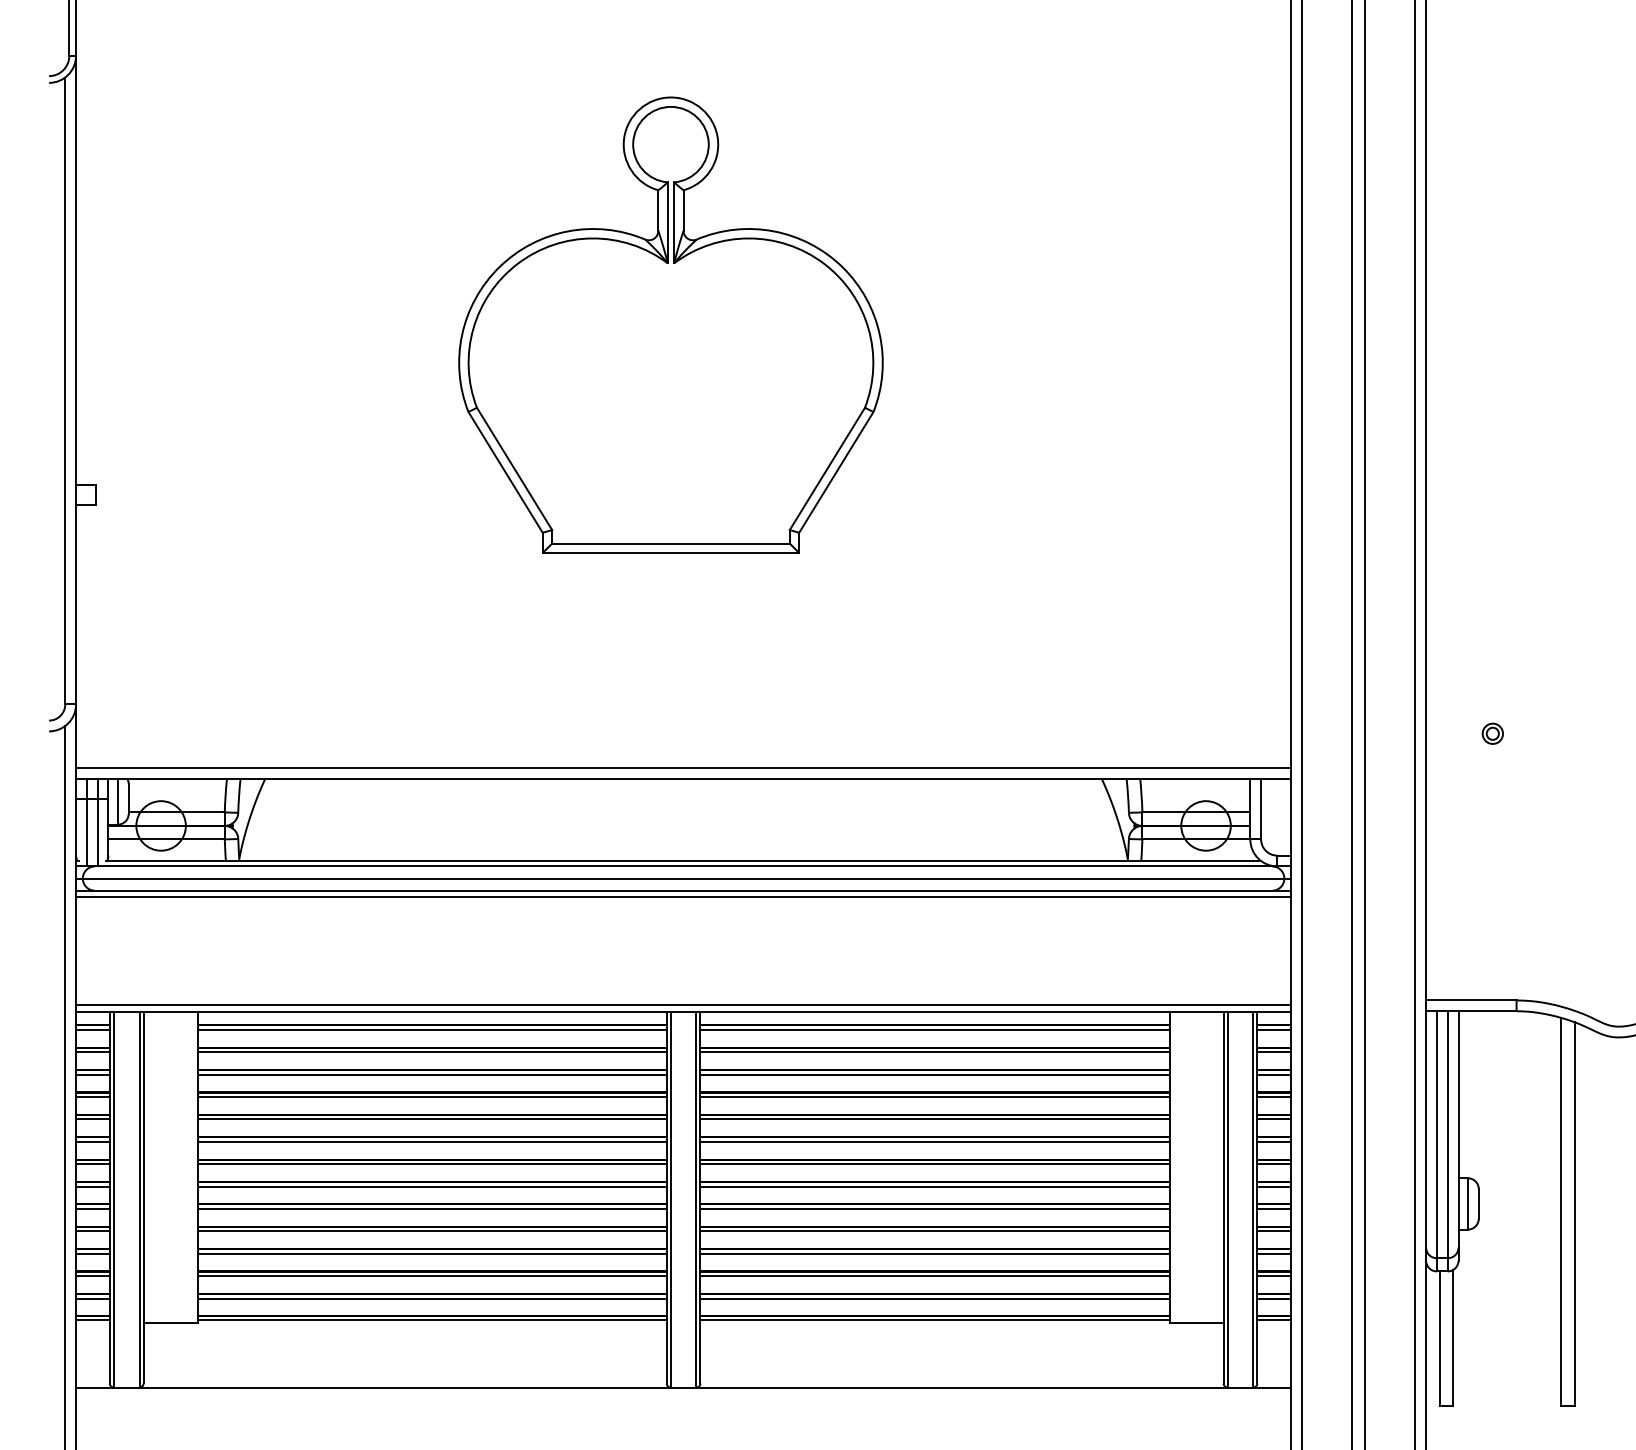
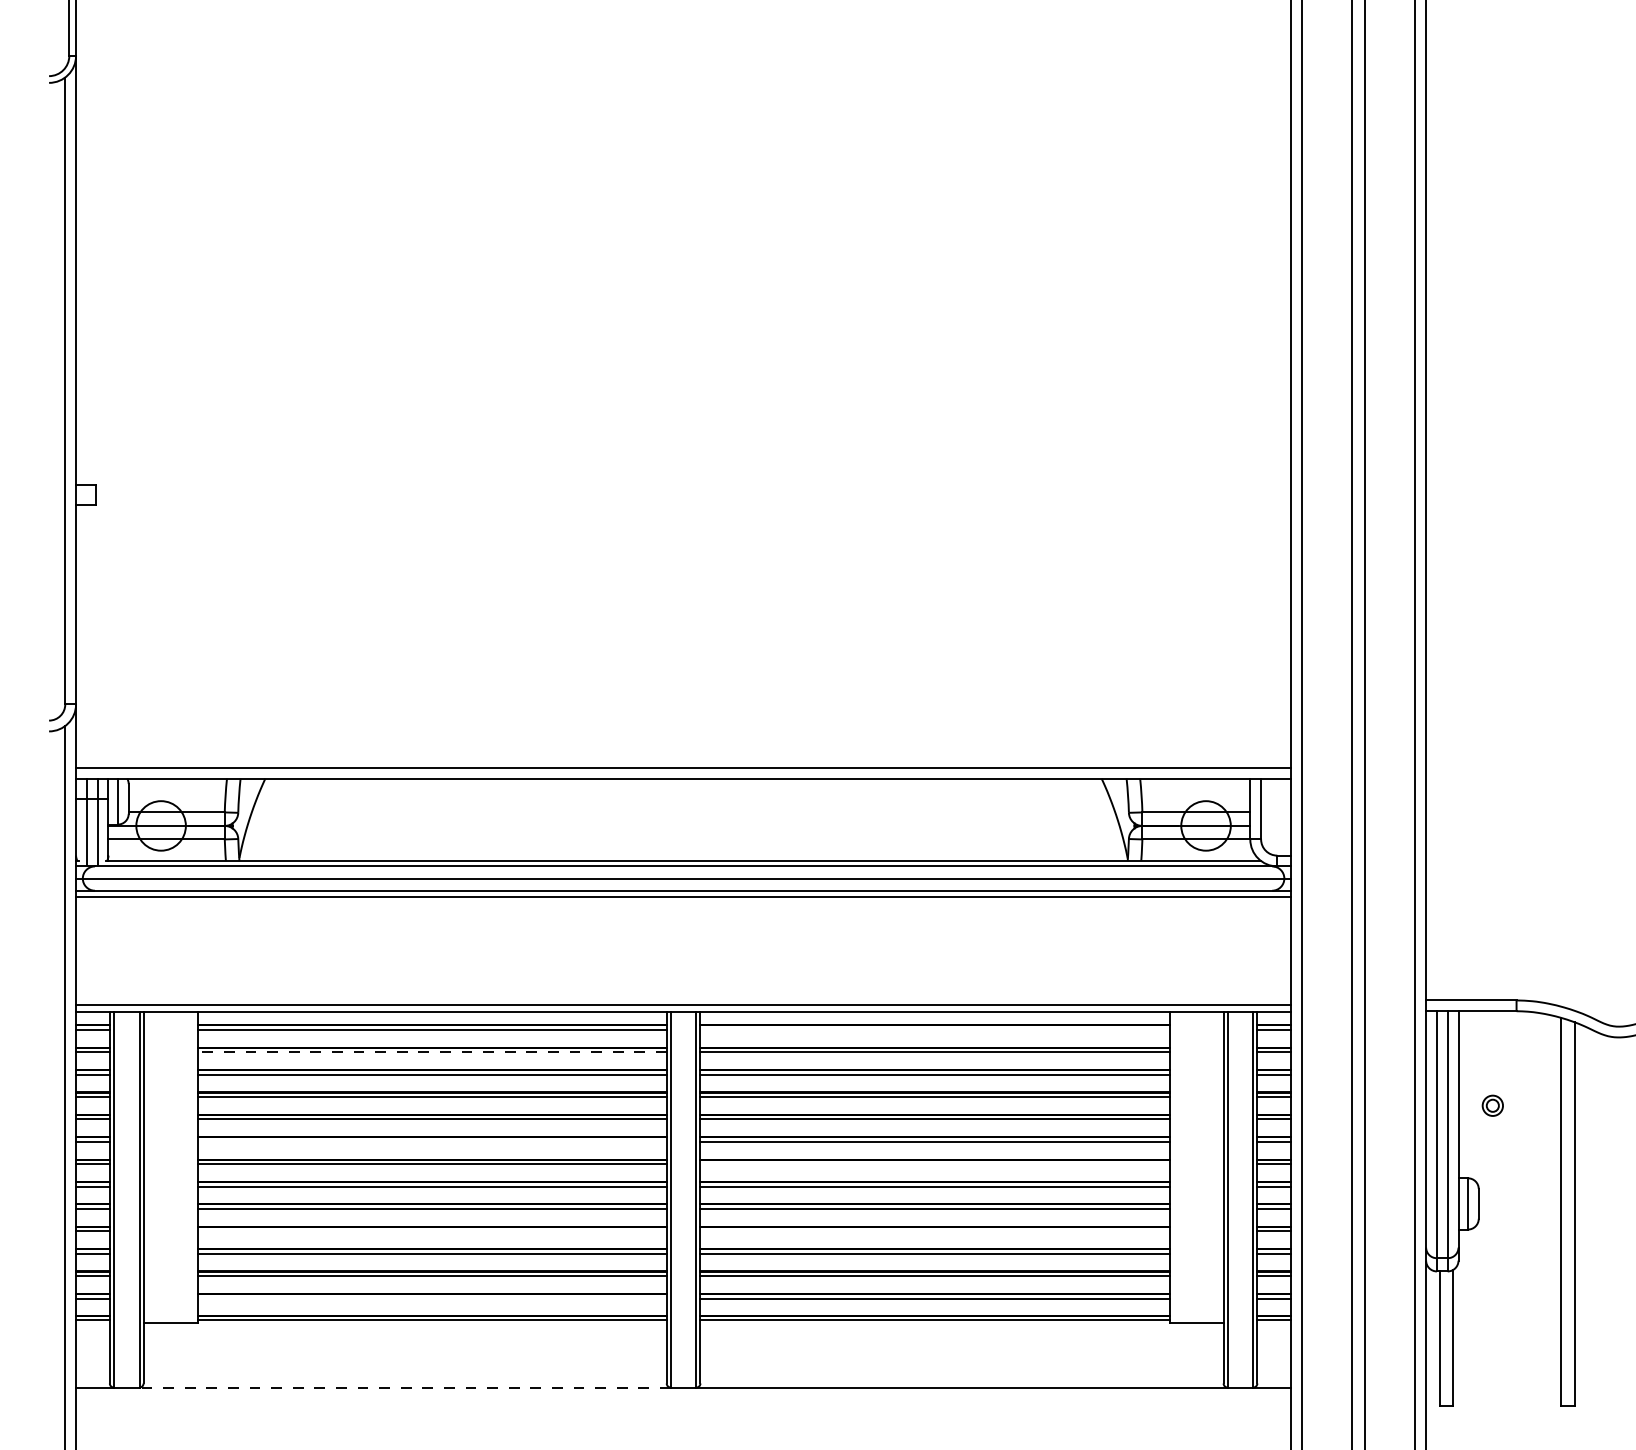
part: present -> none (670, 324)
part position: (1492, 733) -> (1492, 1105) (1492, 1105)
line: present -> none (934, 1029)
line: solid -> dashed (432, 1052)
line: present -> none (431, 1141)
line: present -> none (934, 1164)
line: present -> none (431, 1231)
line: present -> none (934, 1231)
line: present -> none (431, 1298)
line: solid -> dashed (405, 1387)
